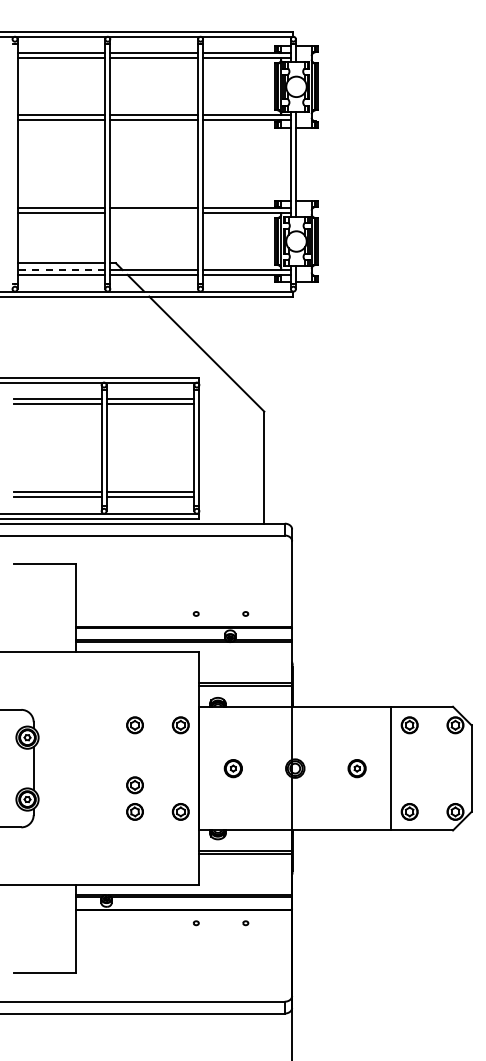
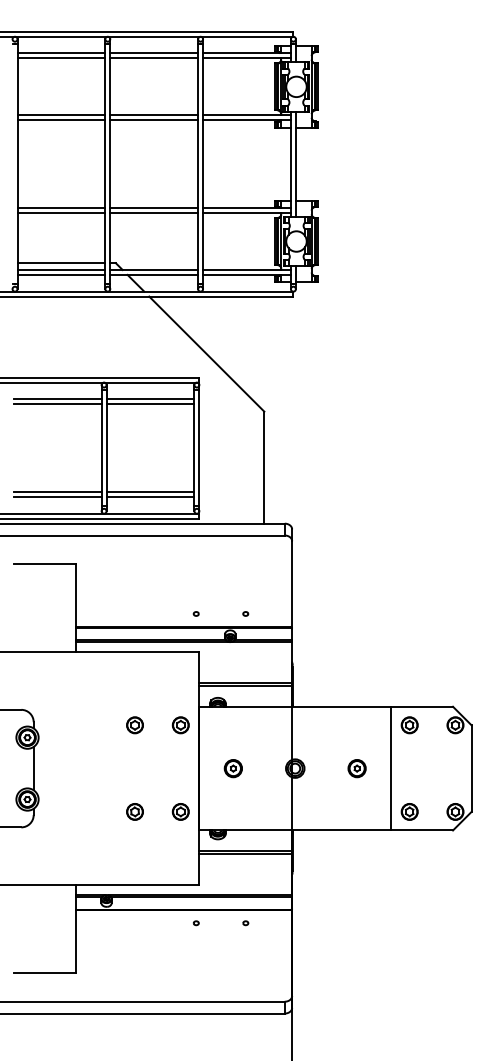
line: none -> present (154, 213)
line: dashed -> solid (61, 270)
part: present -> none (134, 785)
